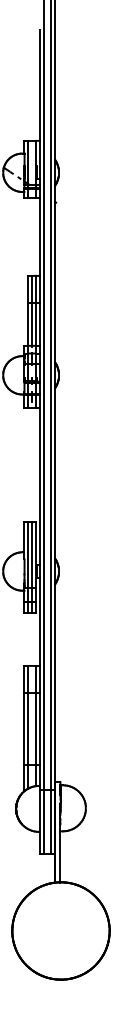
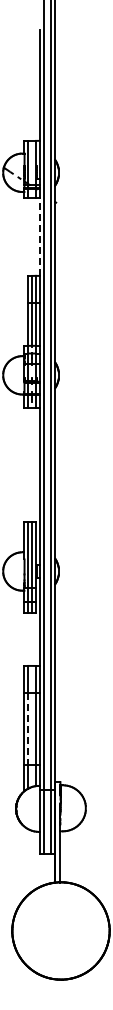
line: solid -> dashed (39, 236)
line: solid -> dashed (28, 729)
